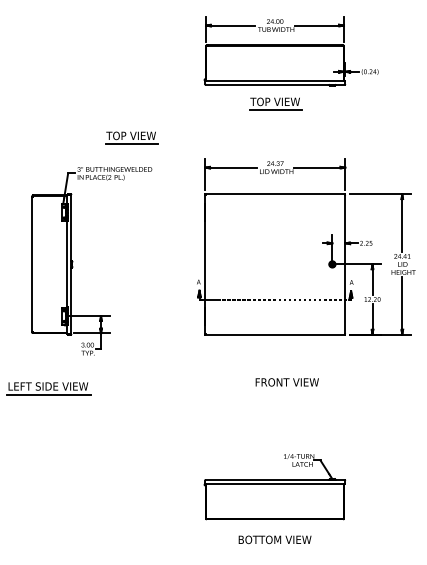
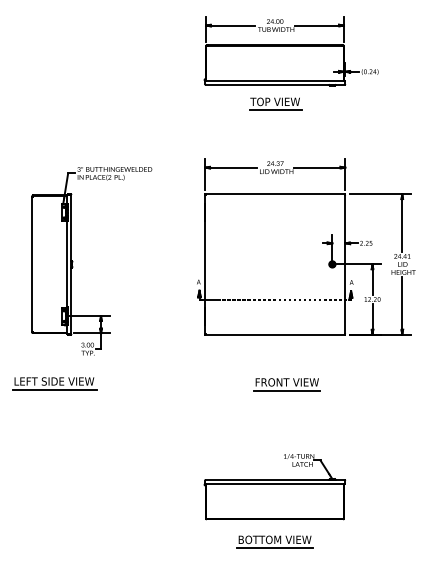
part: present -> none (131, 137)
part position: (48, 388) -> (54, 383) (54, 383)
line: none -> present (286, 390)
line: none -> present (274, 548)
